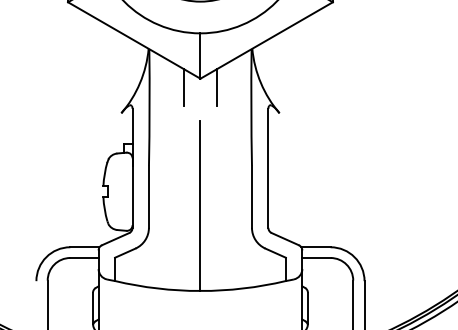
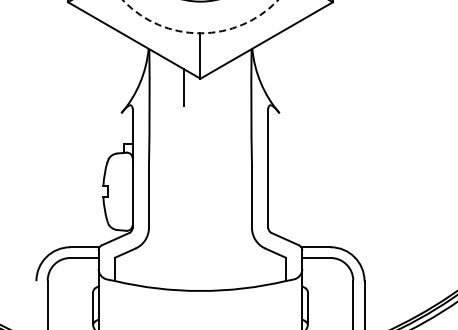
circle: solid -> dashed (200, 16)
line: present -> none (217, 86)
line: present -> none (200, 205)
